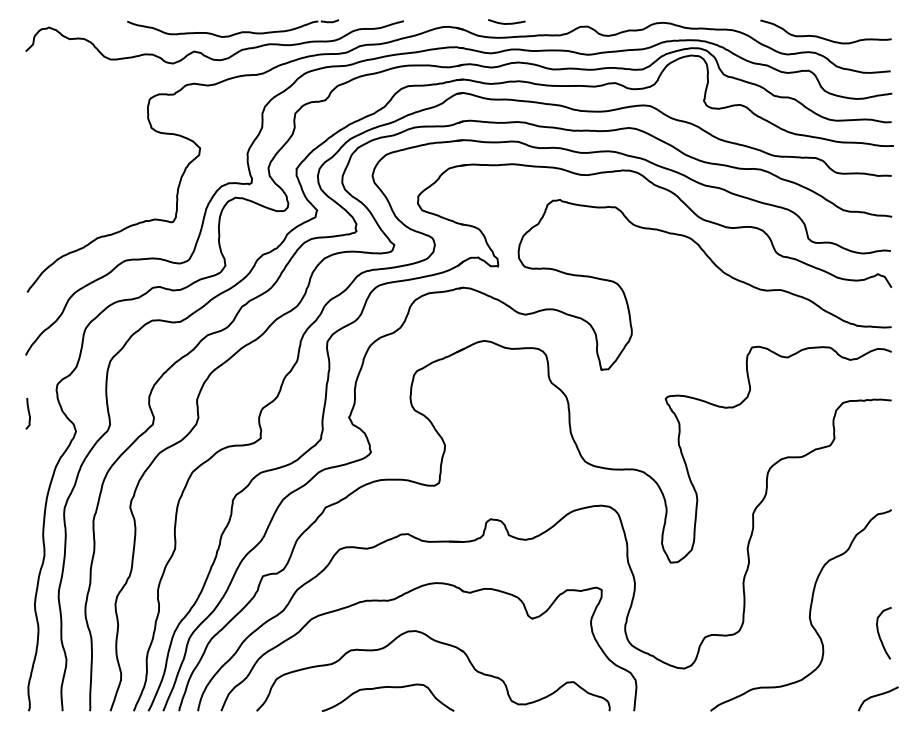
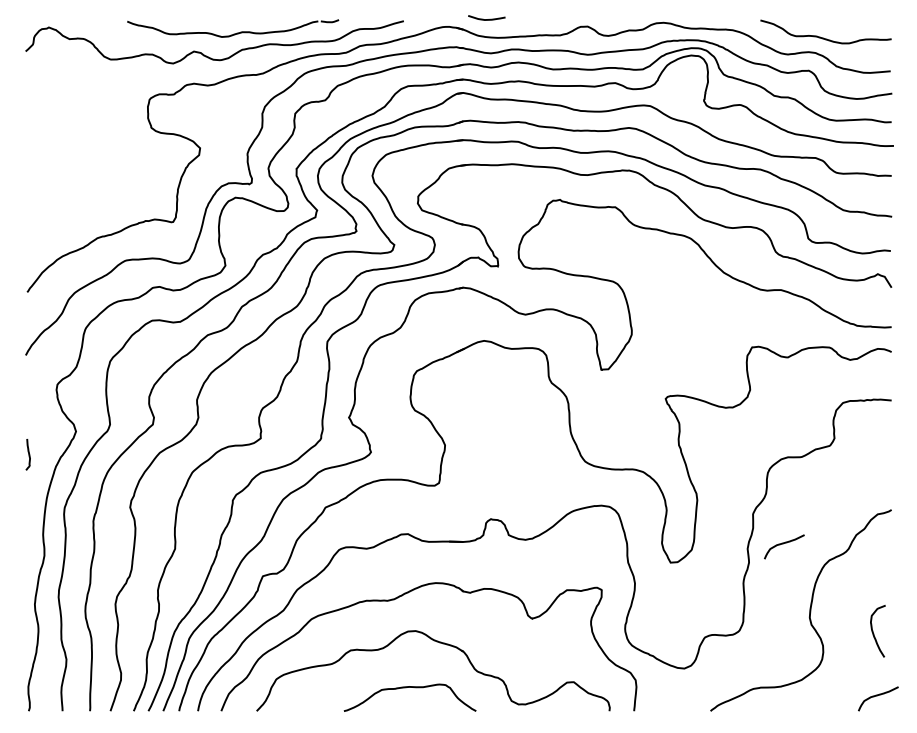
curve position: (506, 23) -> (486, 19) (486, 19)
curve position: (28, 413) -> (28, 454) (28, 454)
curve: none -> present (783, 544)
curve position: (880, 635) -> (874, 633) (874, 633)
curve position: (384, 688) -> (406, 688) (406, 688)
